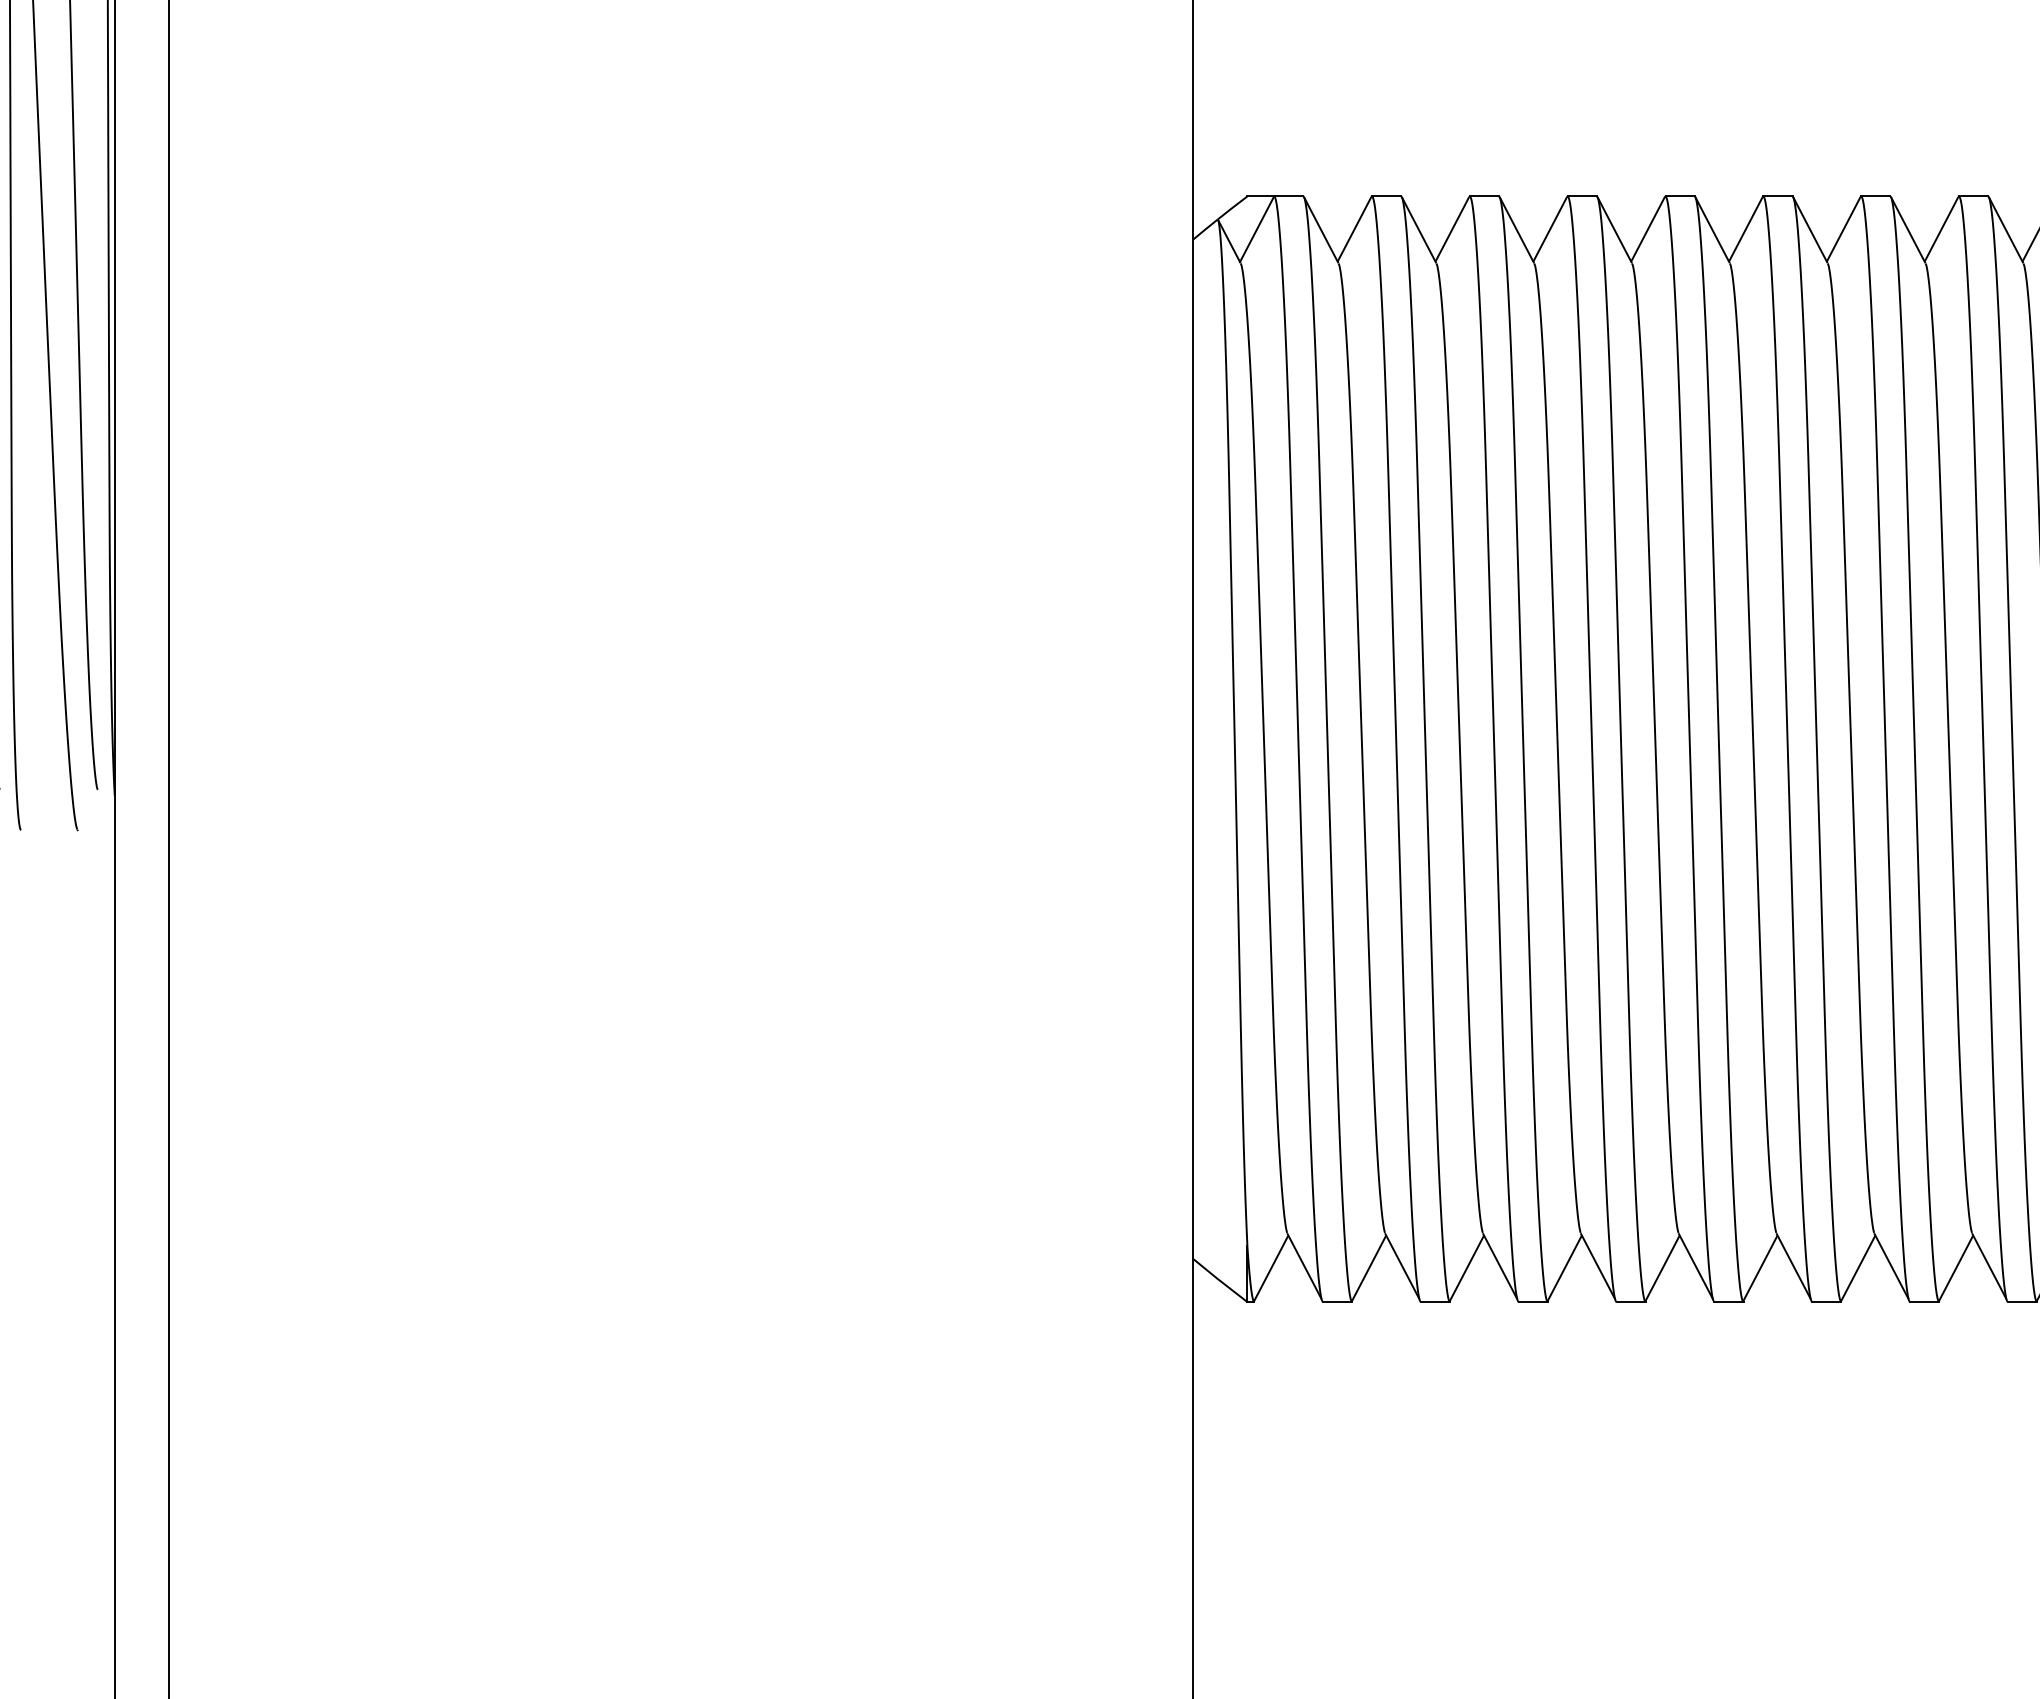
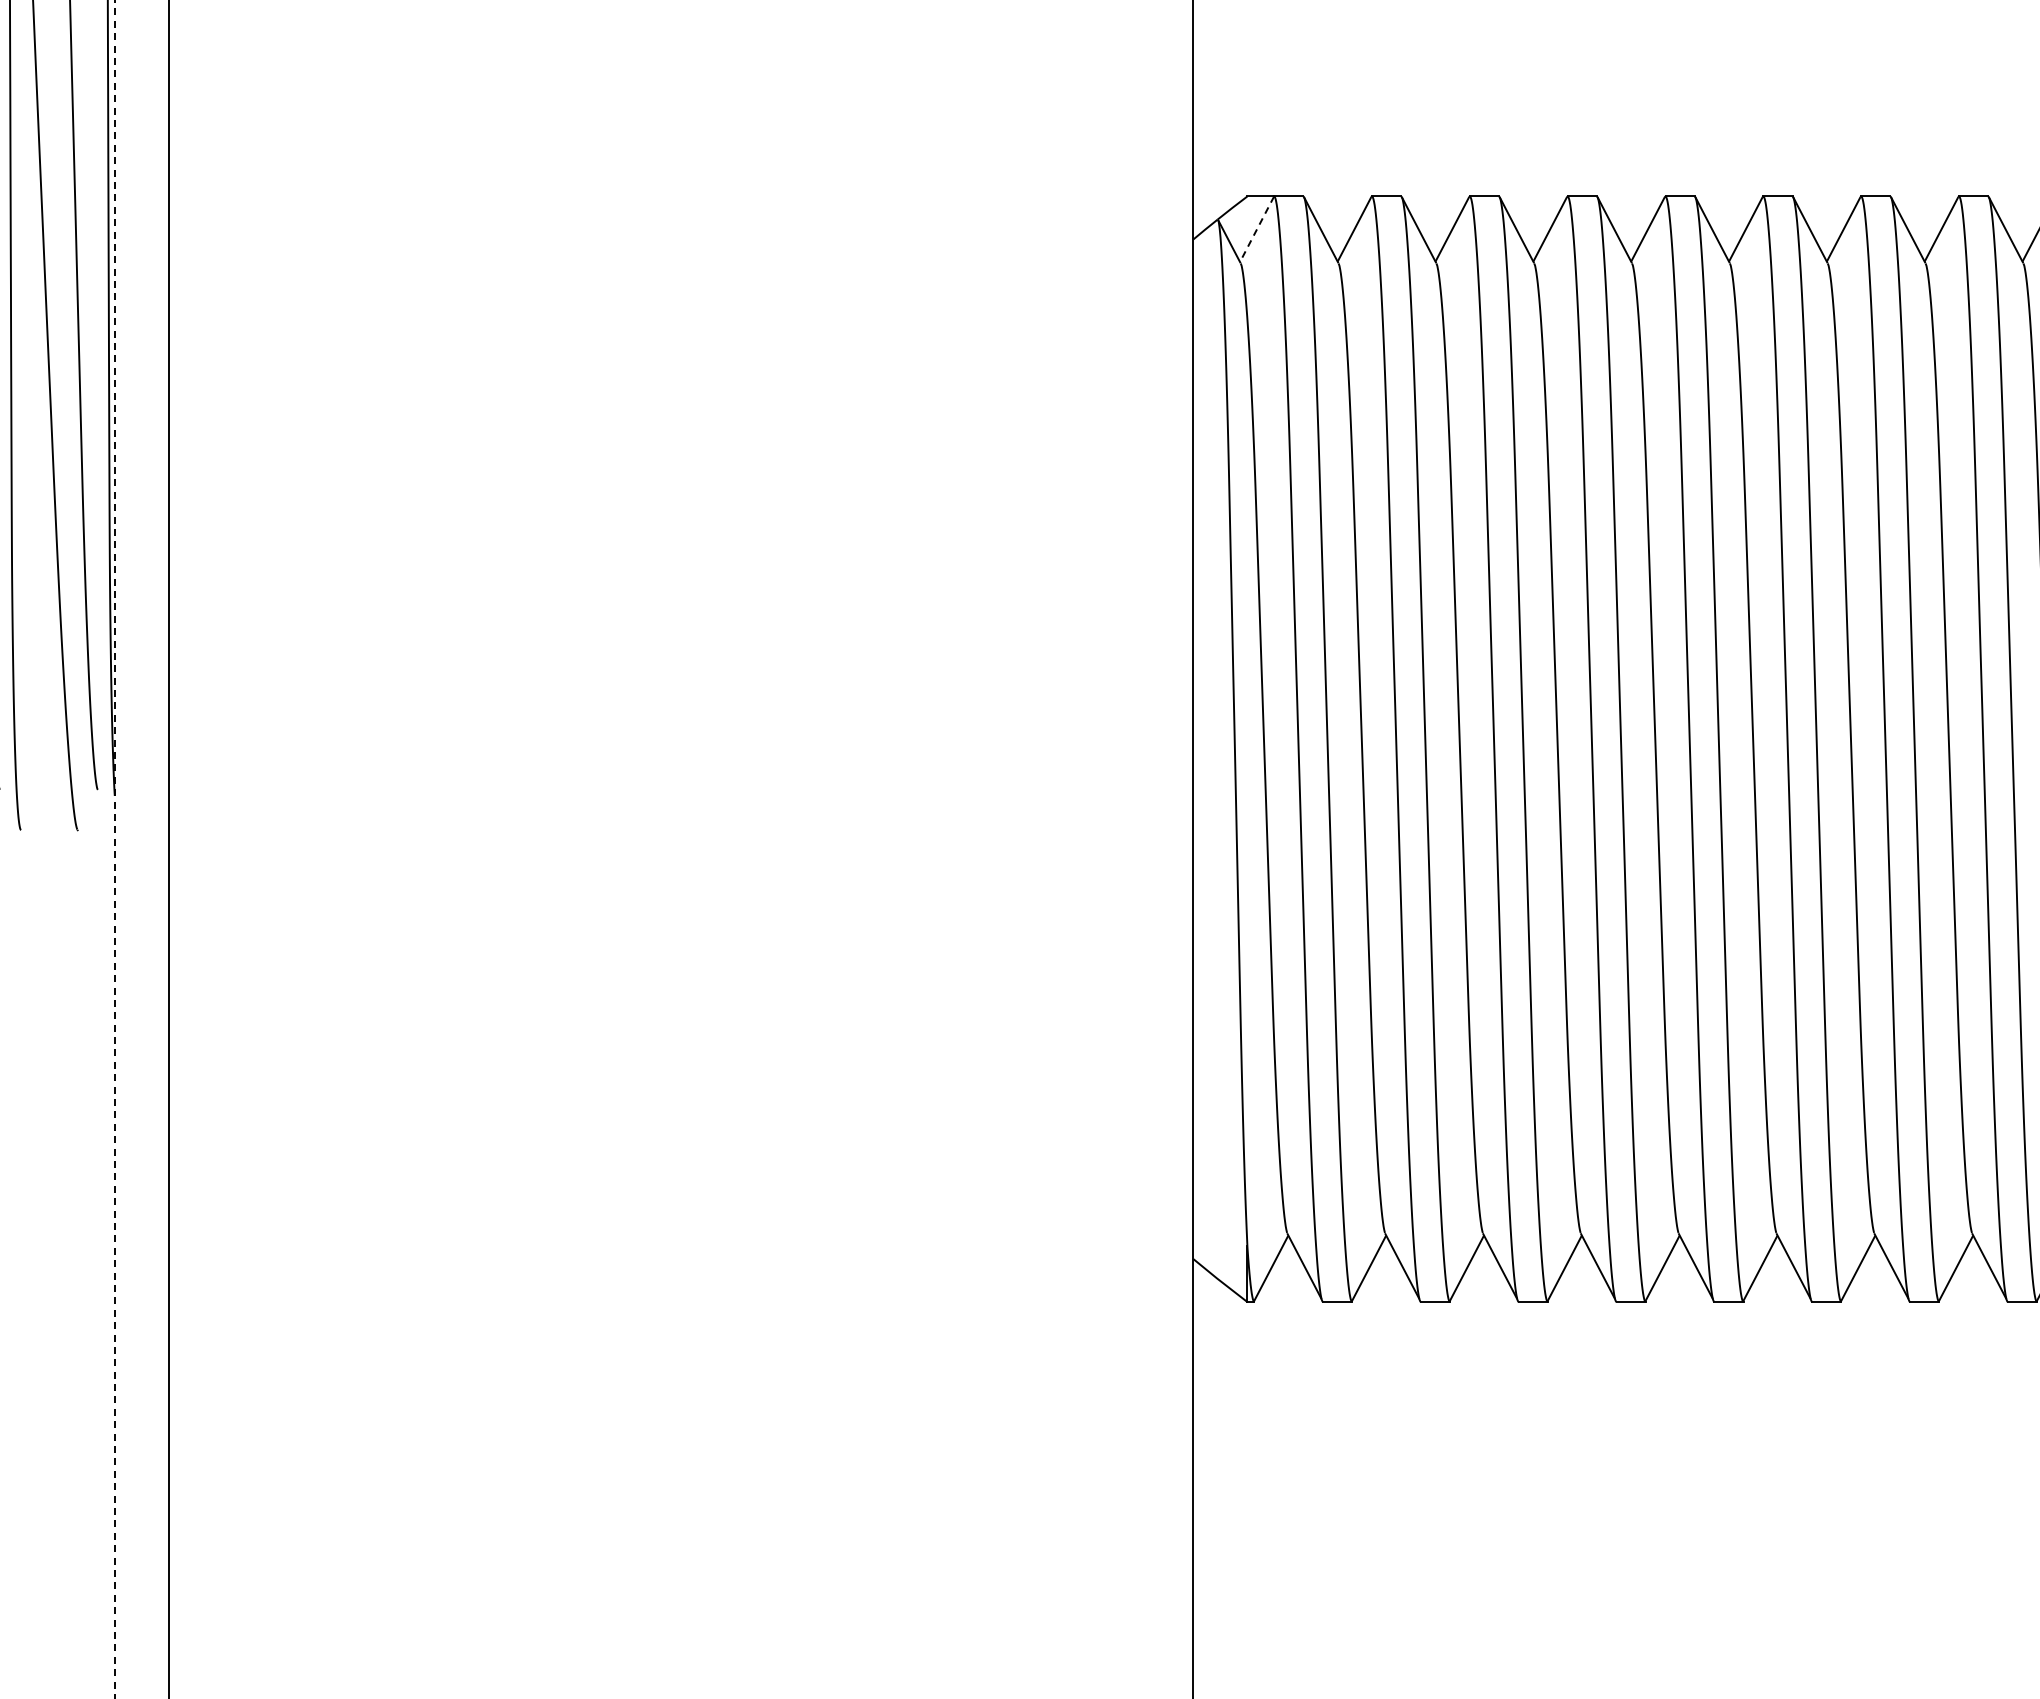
line: solid -> dashed (1257, 229)
line: solid -> dashed (114, 849)
